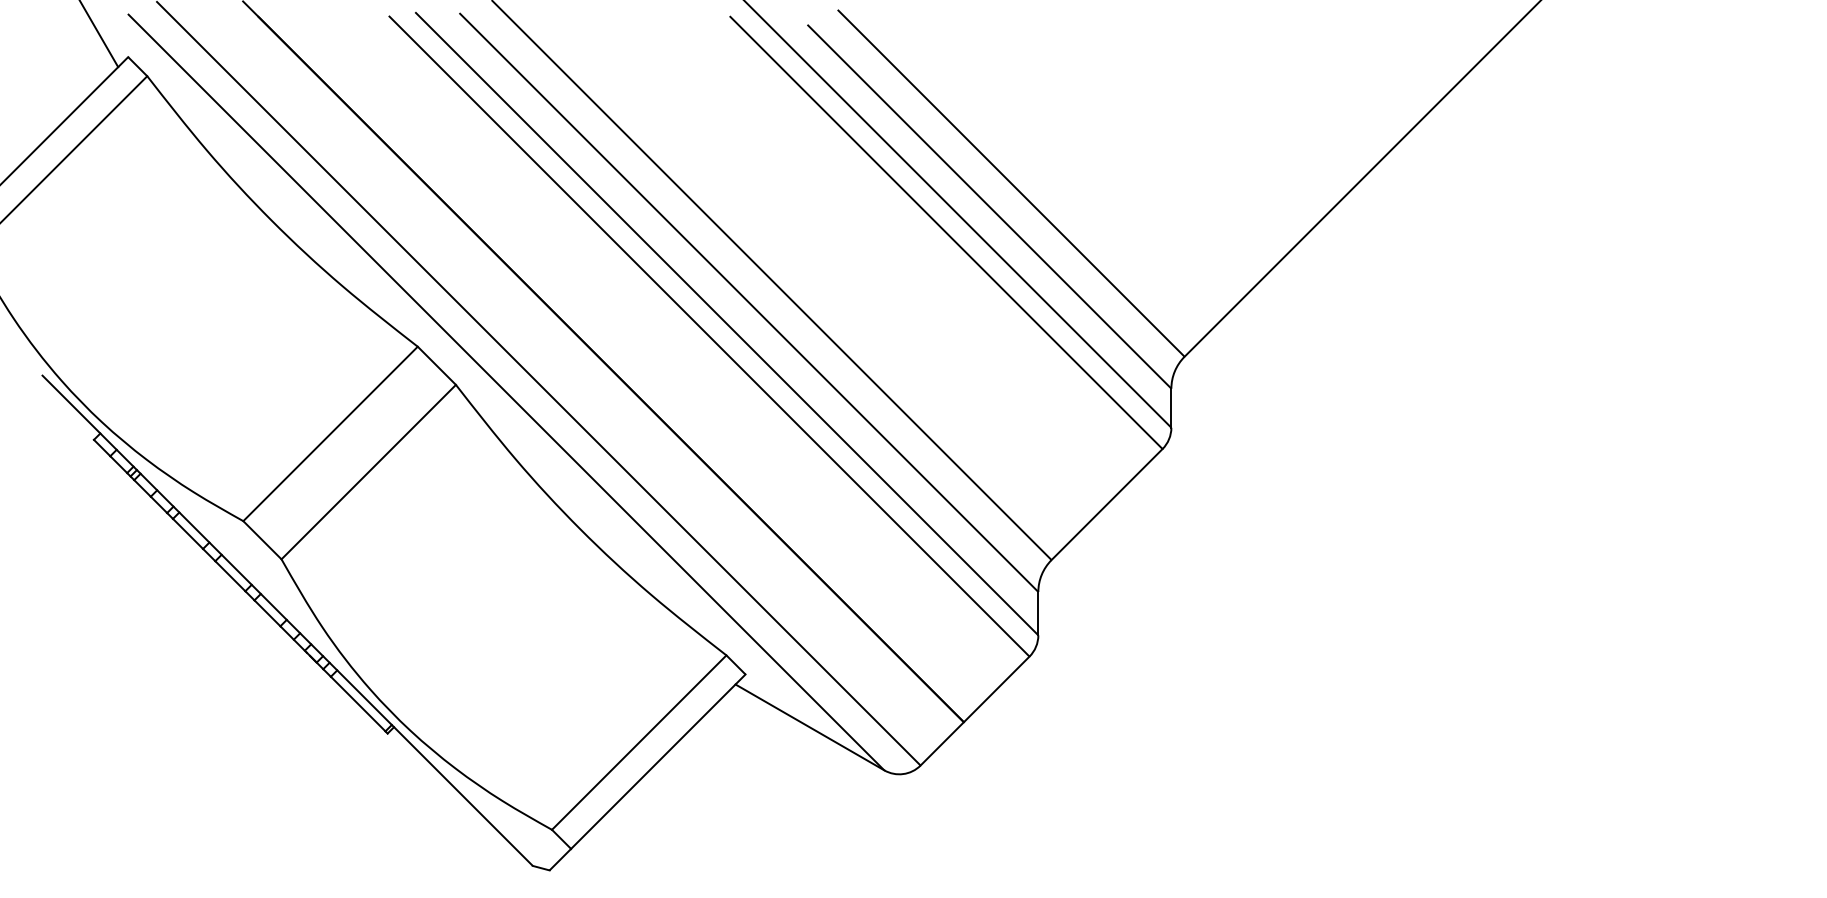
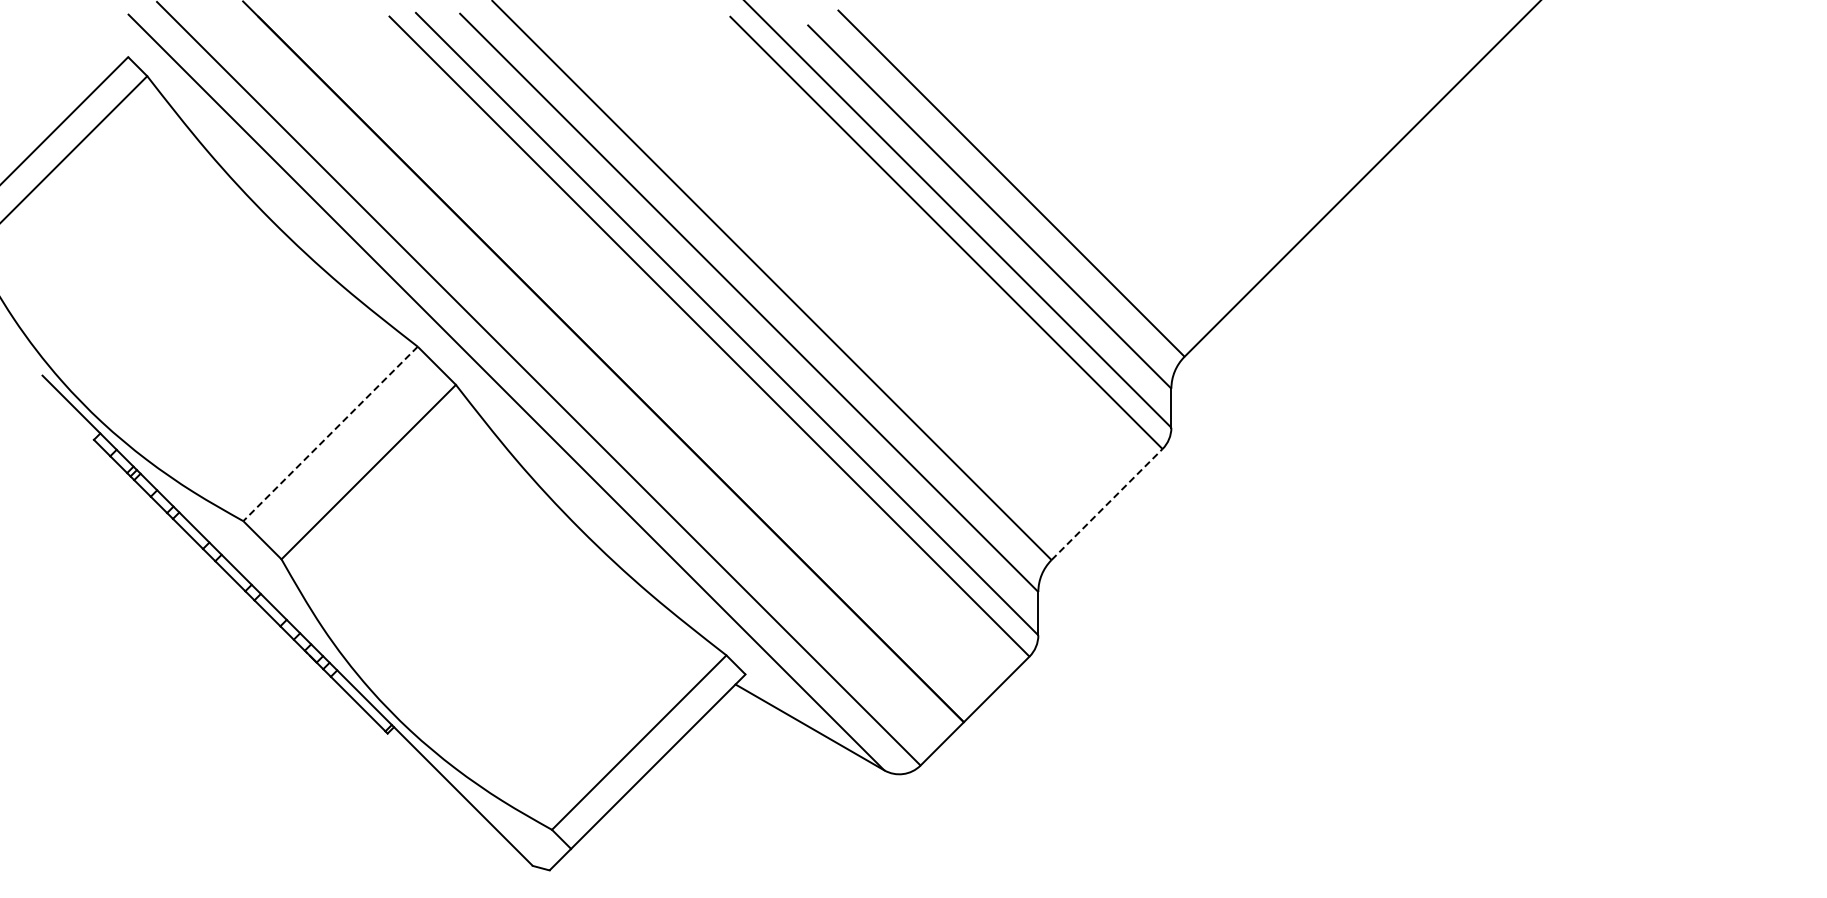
line: present -> none (99, 34)
line: solid -> dashed (330, 434)
line: solid -> dashed (1107, 504)
